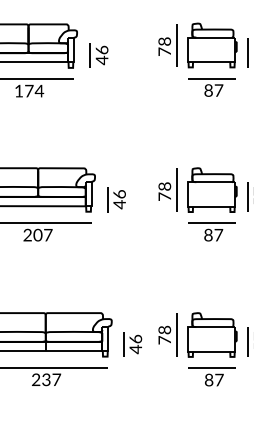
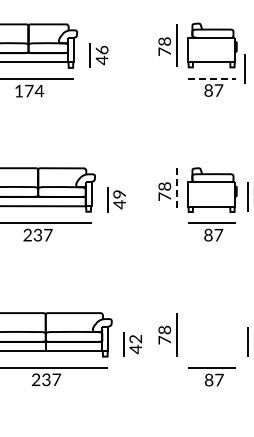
line position: (247, 52) -> (244, 68) (244, 68)
line: solid -> dashed (212, 78)
line: solid -> dashed (176, 190)
text: 46 -> 49 (119, 194)
text: 207 -> 237 (37, 235)
part: present -> none (212, 334)
text: 46 -> 42 (135, 338)
